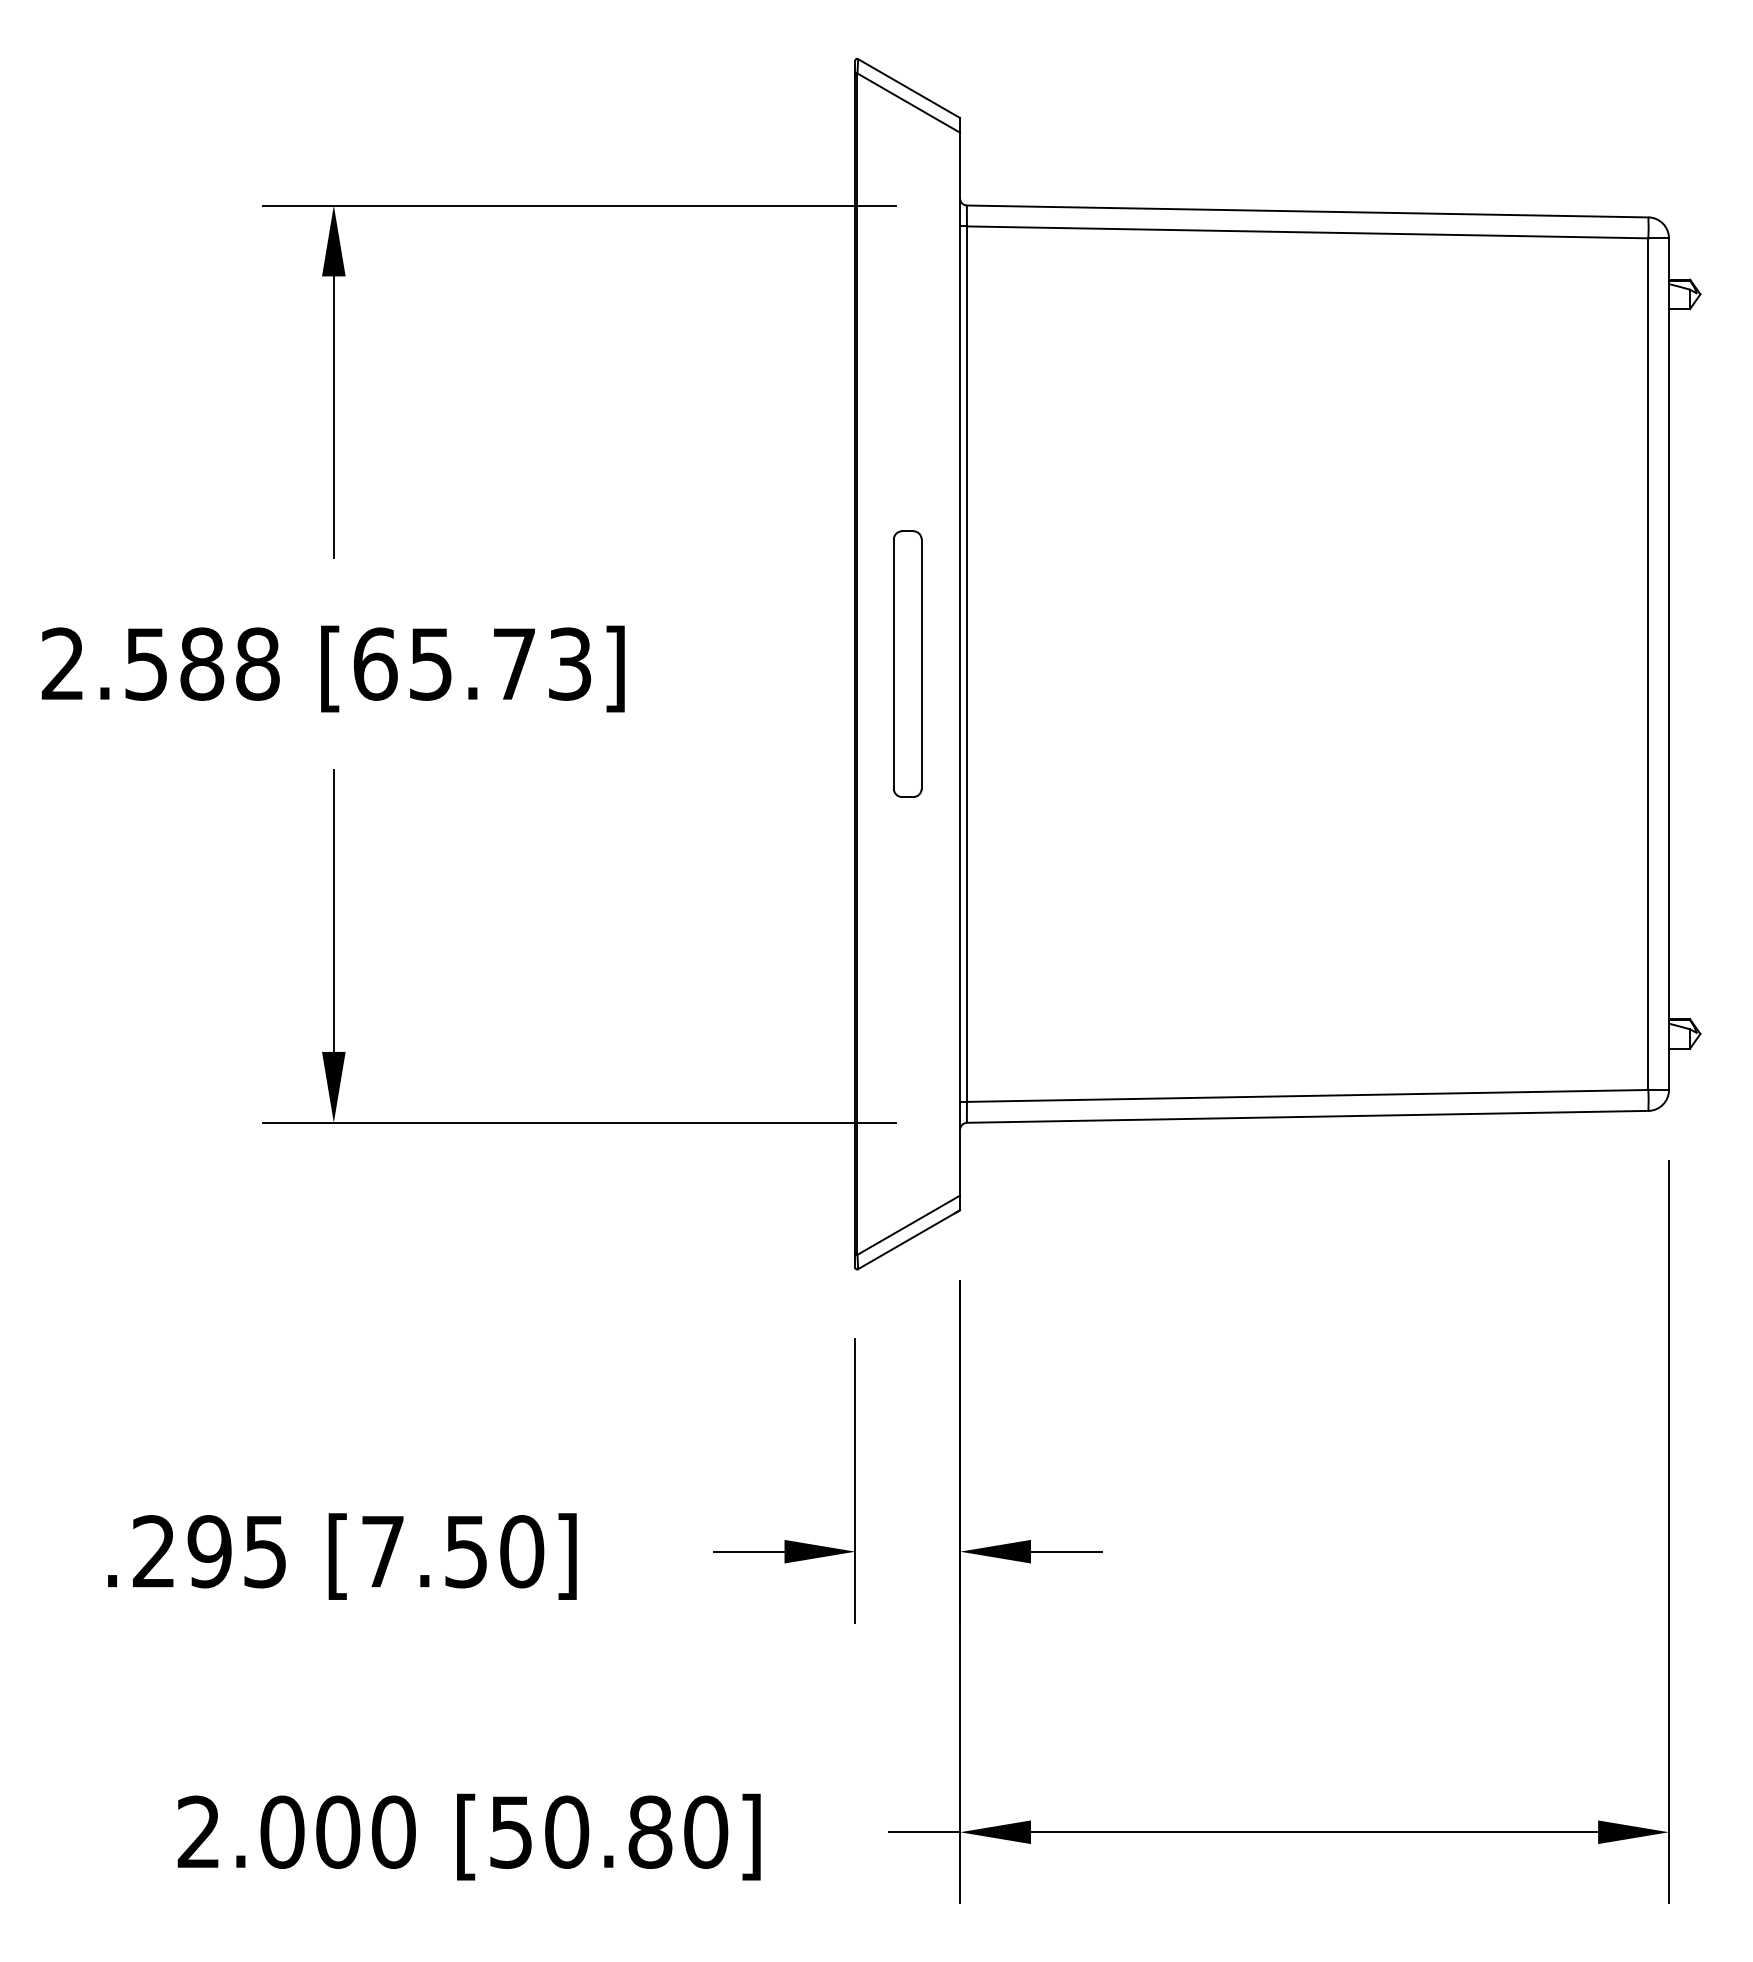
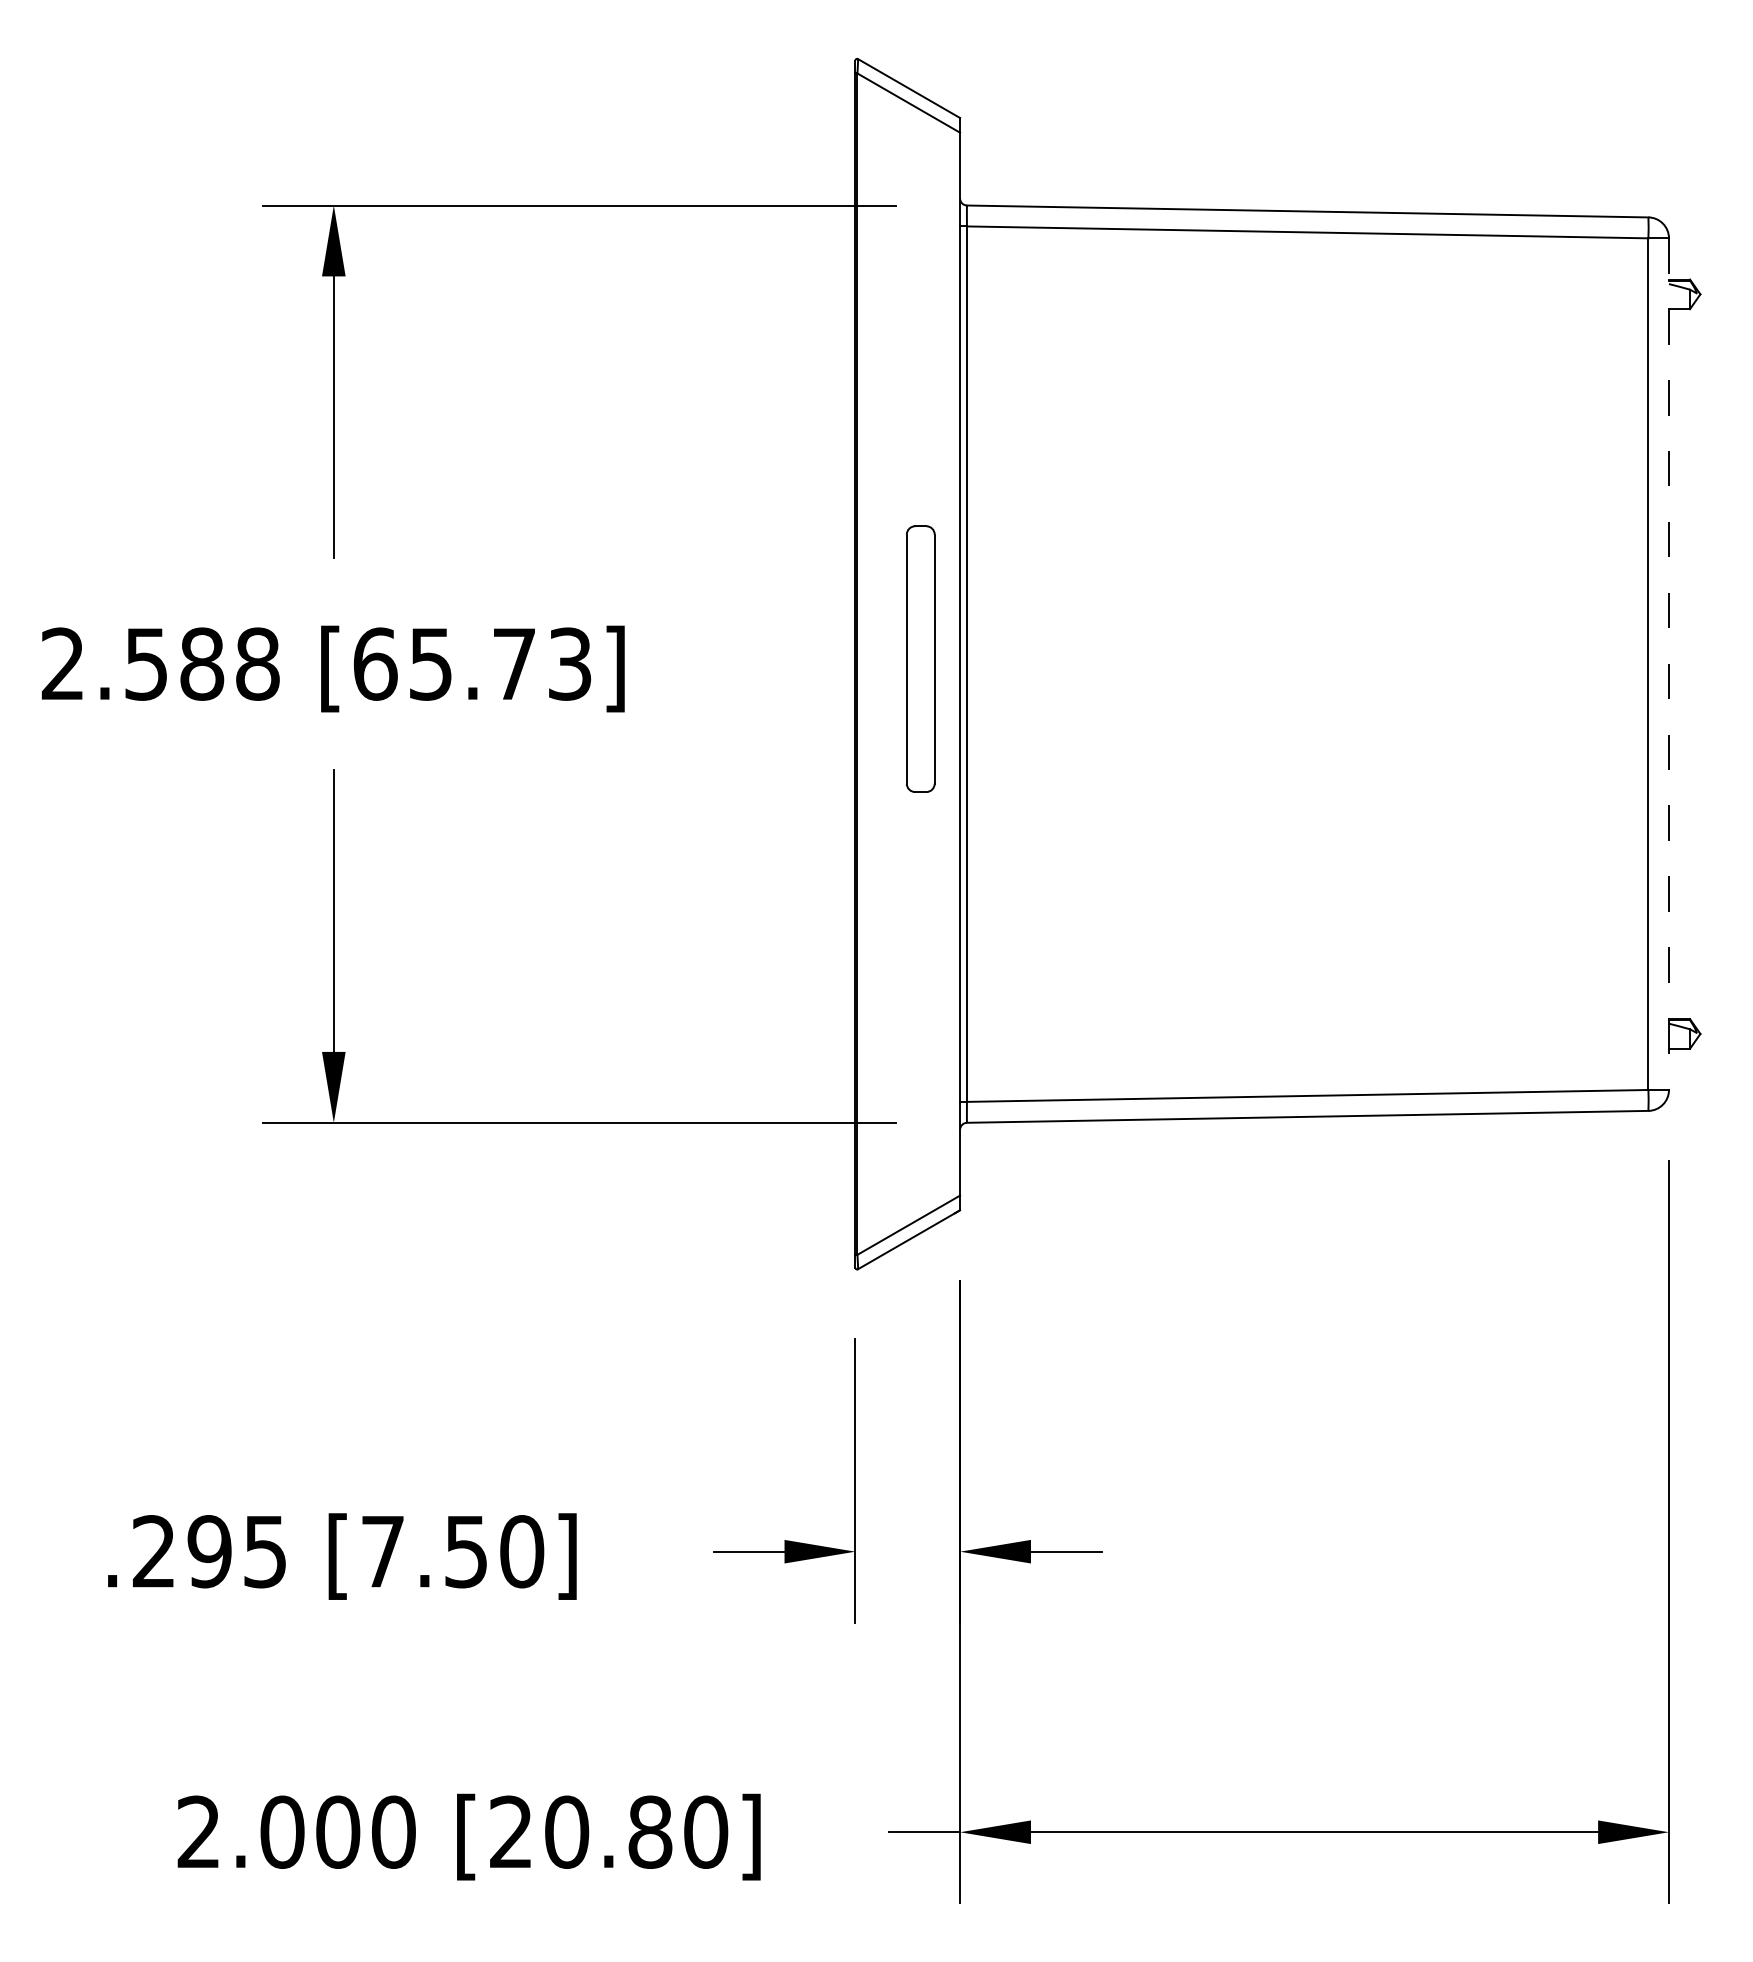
part position: (907, 663) -> (920, 658) (920, 658)
line: solid -> dashed (1669, 664)
text: [50.80] -> [20.80] (510, 1831)
